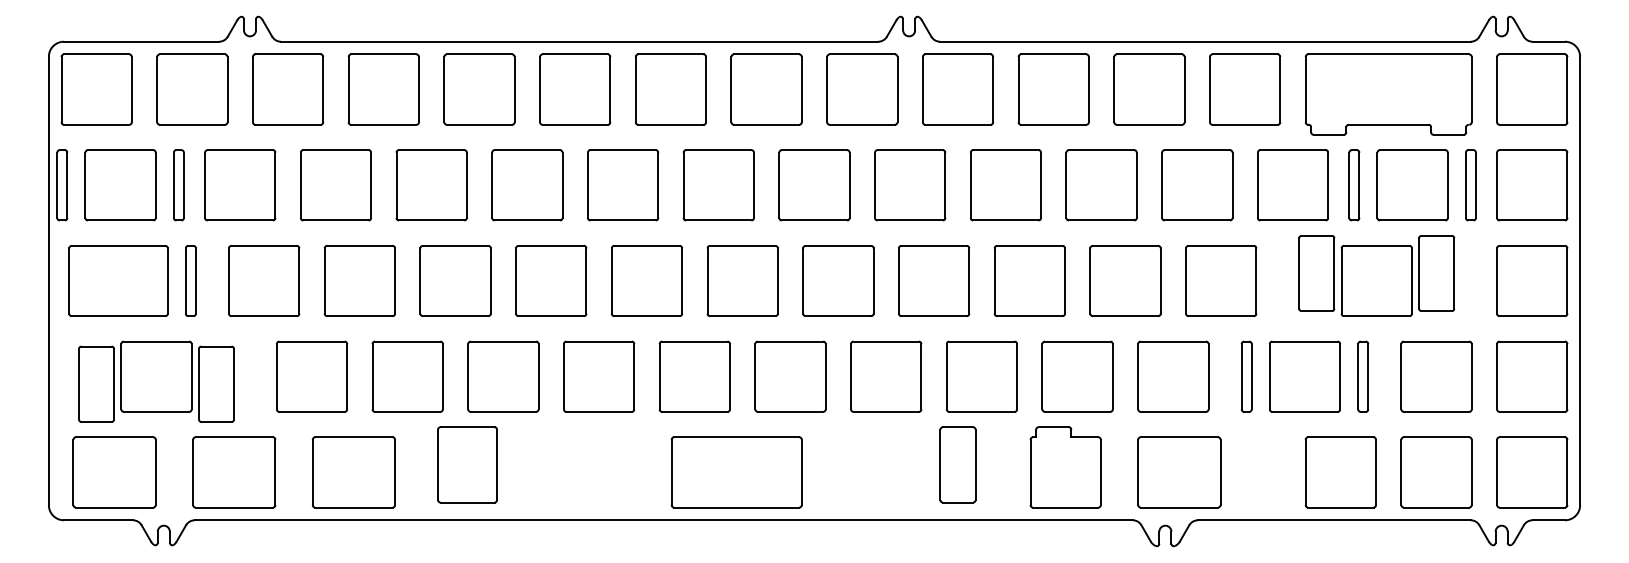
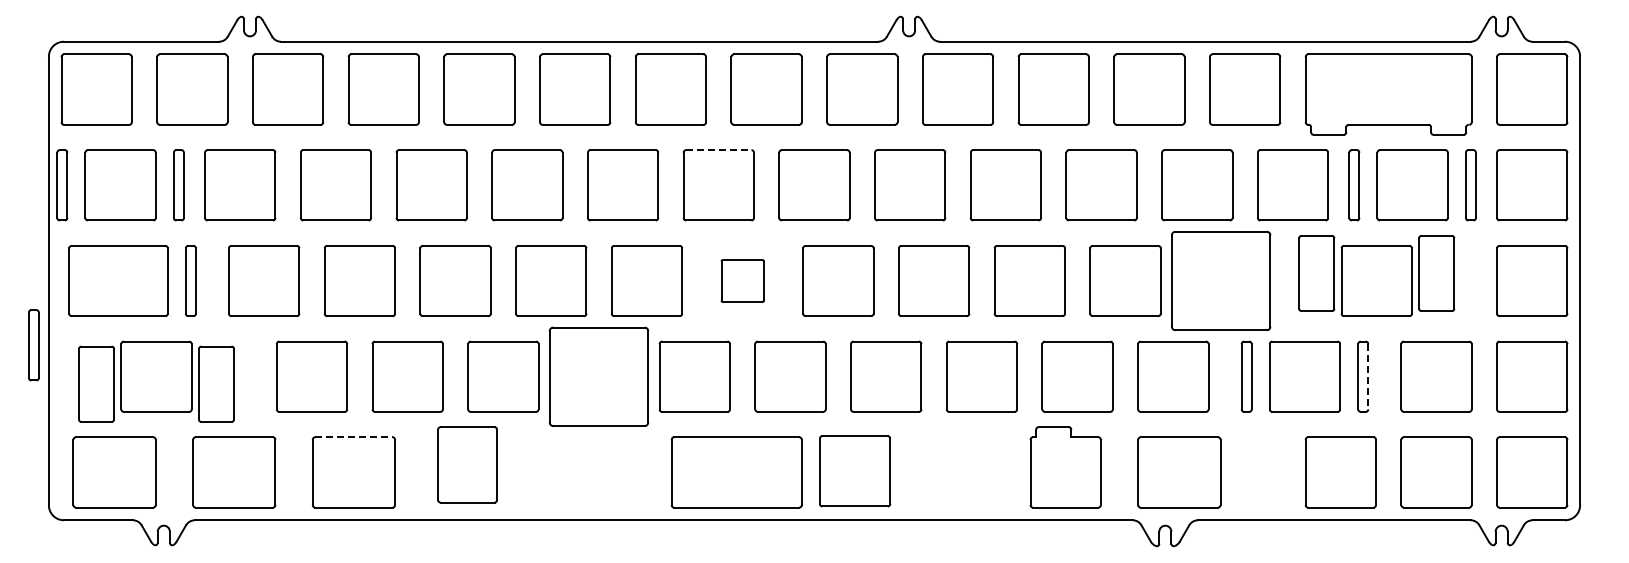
line: solid -> dashed (718, 150)
part size: 73x72 px -> 45x44 px (742, 280)
part size: 73x72 px -> 101x101 px (1221, 281)
part: none -> present (33, 345)
part size: 73x73 px -> 102x101 px (598, 376)
line: solid -> dashed (1368, 376)
line: solid -> dashed (353, 437)
part: present -> none (957, 464)
part: none -> present (855, 471)
